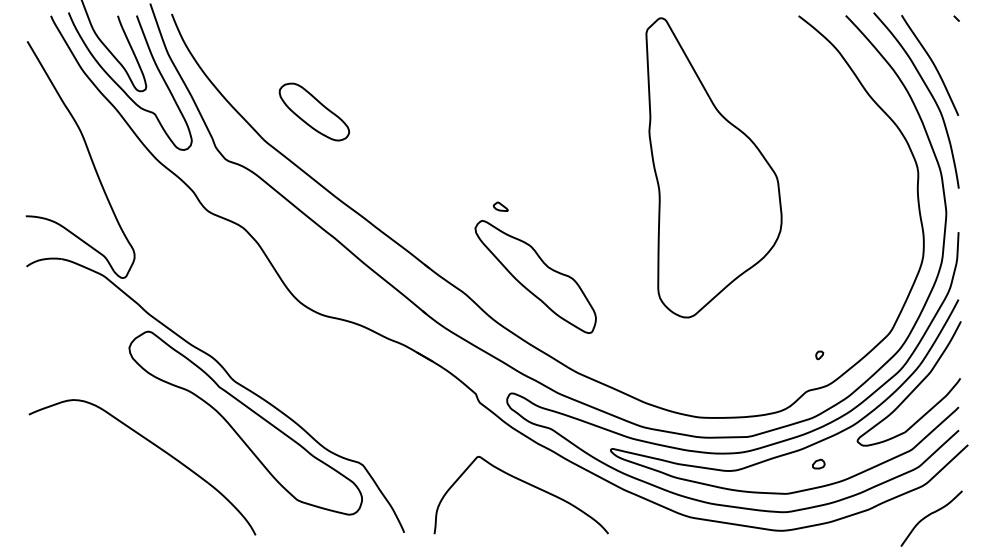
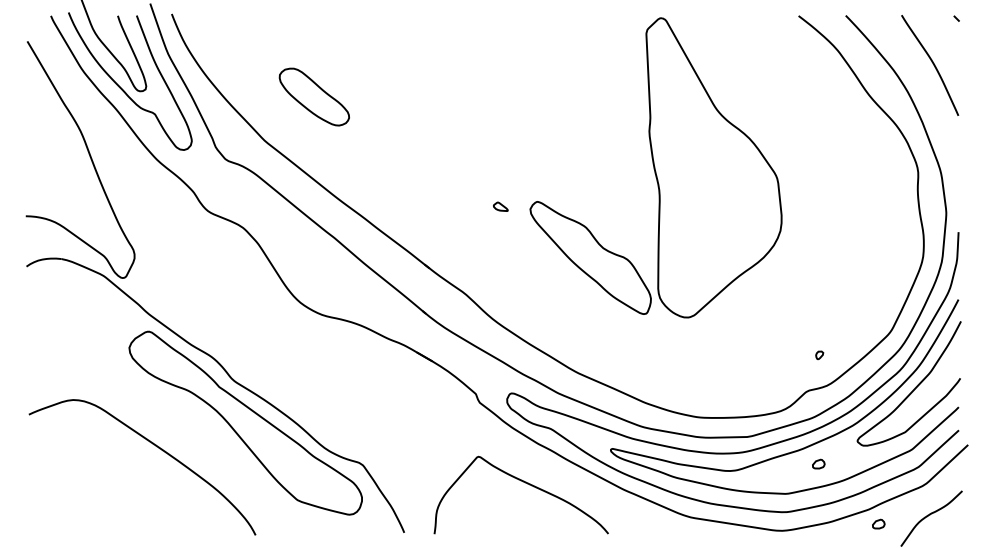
curve: present -> none (929, 93)
part position: (313, 111) -> (313, 96) (313, 96)
part position: (535, 276) -> (590, 257) (590, 257)
part: none -> present (878, 523)
